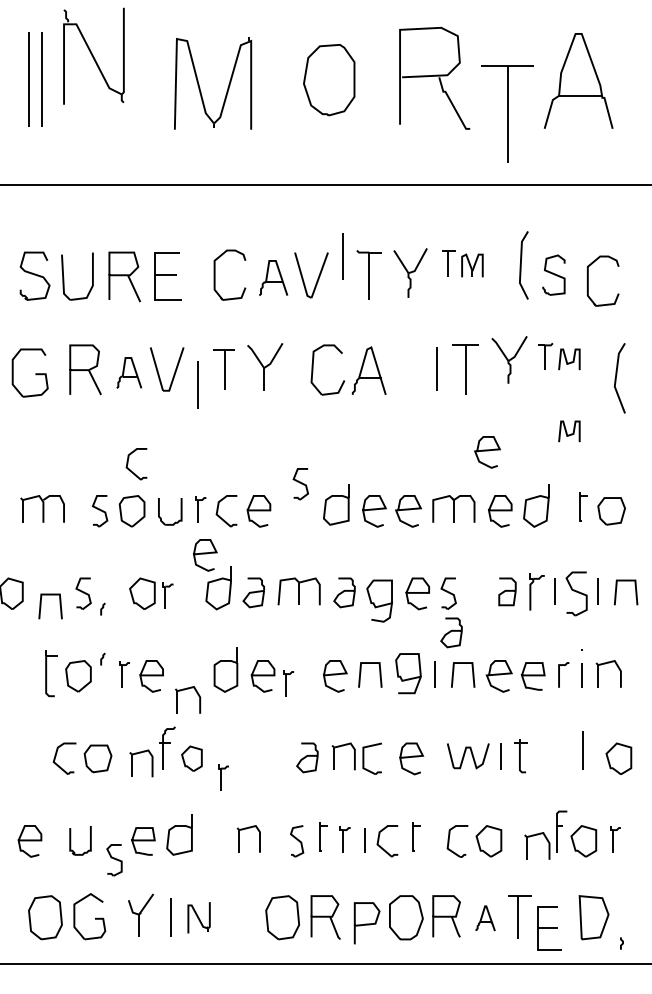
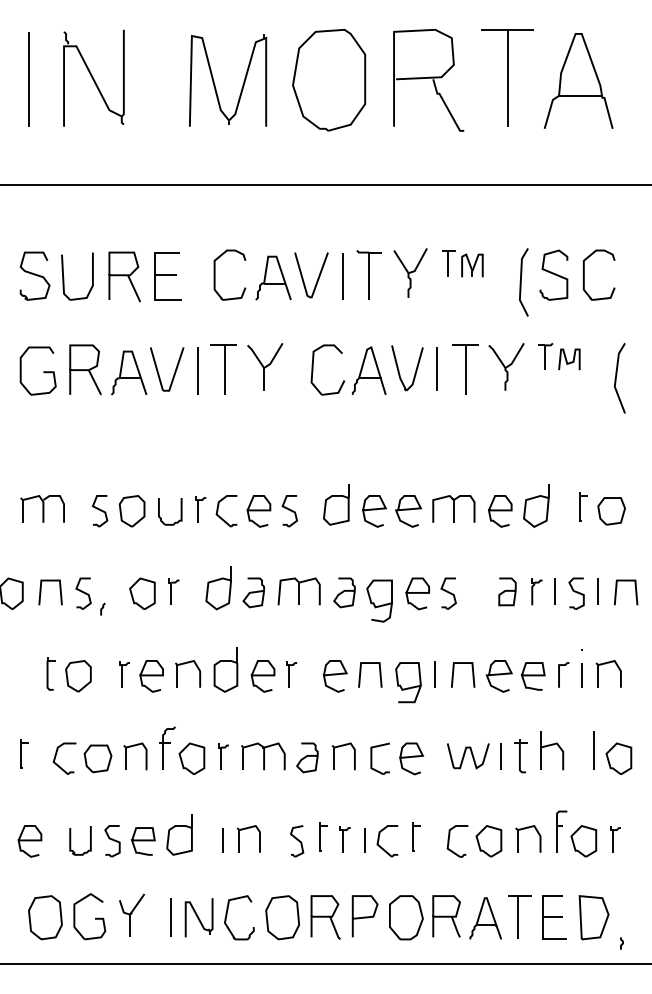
part position: (93, 55) -> (93, 77) (93, 77)
part position: (434, 78) -> (428, 80) (428, 80)
line: present -> none (41, 79)
part size: 53x73 px -> 75x104 px (329, 79)
part position: (200, 87) -> (215, 84) (215, 84)
part position: (507, 113) -> (507, 77) (507, 77)
line position: (342, 256) -> (342, 276) (342, 276)
line position: (521, 265) -> (521, 282) (521, 282)
part size: 24x42 px -> 30x52 px (553, 274)
part size: 29x36 px -> 37x46 px (273, 277)
part position: (588, 280) -> (584, 274) (584, 274)
part position: (509, 359) -> (506, 366) (506, 366)
part size: 22x41 px -> 27x51 px (223, 369)
part: none -> present (415, 369)
part size: 27x32 px -> 37x46 px (129, 372)
part position: (35, 373) -> (43, 371) (43, 371)
line position: (197, 384) -> (197, 370) (197, 370)
curve: present -> none (567, 432)
curve: present -> none (487, 451)
part: present -> none (130, 469)
part position: (300, 484) -> (289, 511) (289, 511)
curve: present -> none (205, 554)
part size: 16x38 px -> 12x28 px (536, 591)
part size: 23x46 px -> 17x33 px (576, 593)
part position: (167, 595) -> (173, 591) (173, 591)
line position: (41, 606) -> (41, 592) (41, 592)
part: present -> none (451, 632)
line: present -> none (102, 658)
part size: 13x48 px -> 10x34 px (50, 673)
curve position: (411, 677) -> (411, 686) (411, 686)
part position: (288, 683) -> (291, 674) (291, 674)
part position: (184, 690) -> (184, 664) (184, 664)
part: none -> present (552, 750)
line position: (582, 750) -> (593, 750) (593, 750)
part: none -> present (24, 753)
part: none -> present (263, 756)
part size: 22x27 px -> 28x33 px (191, 758)
part position: (364, 758) -> (372, 758) (372, 758)
part position: (132, 763) -> (126, 756) (126, 756)
part position: (223, 777) -> (223, 756) (223, 756)
part position: (534, 836) -> (525, 829) (525, 829)
line: none -> present (222, 840)
part position: (114, 860) -> (112, 841) (112, 841)
part position: (140, 914) -> (131, 914) (131, 914)
part: none -> present (227, 915)
part size: 24x32 px -> 30x40 px (198, 917)
part size: 21x27 px -> 33x43 px (485, 918)
curve position: (366, 923) -> (364, 916) (364, 916)
part position: (549, 928) -> (554, 917) (554, 917)
